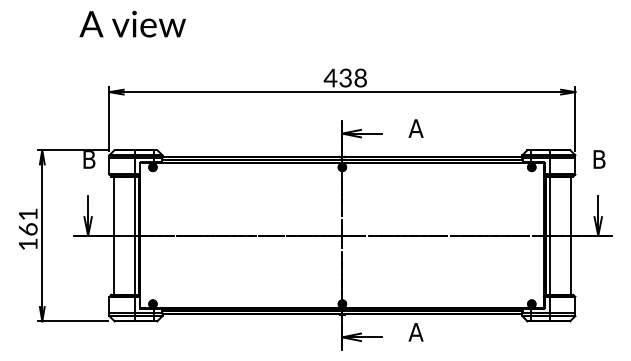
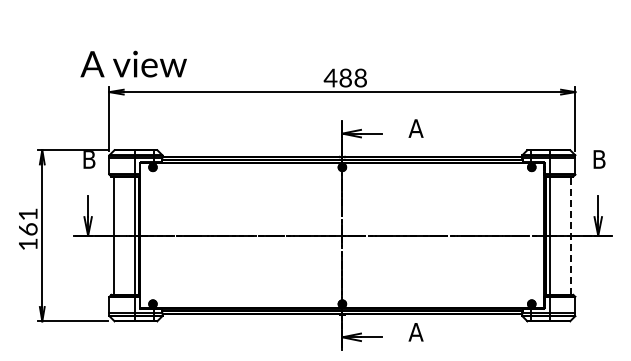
text position: (132, 23) -> (133, 63) (133, 63)
text: 438 -> 488 (345, 77)
line: solid -> dashed (571, 235)
